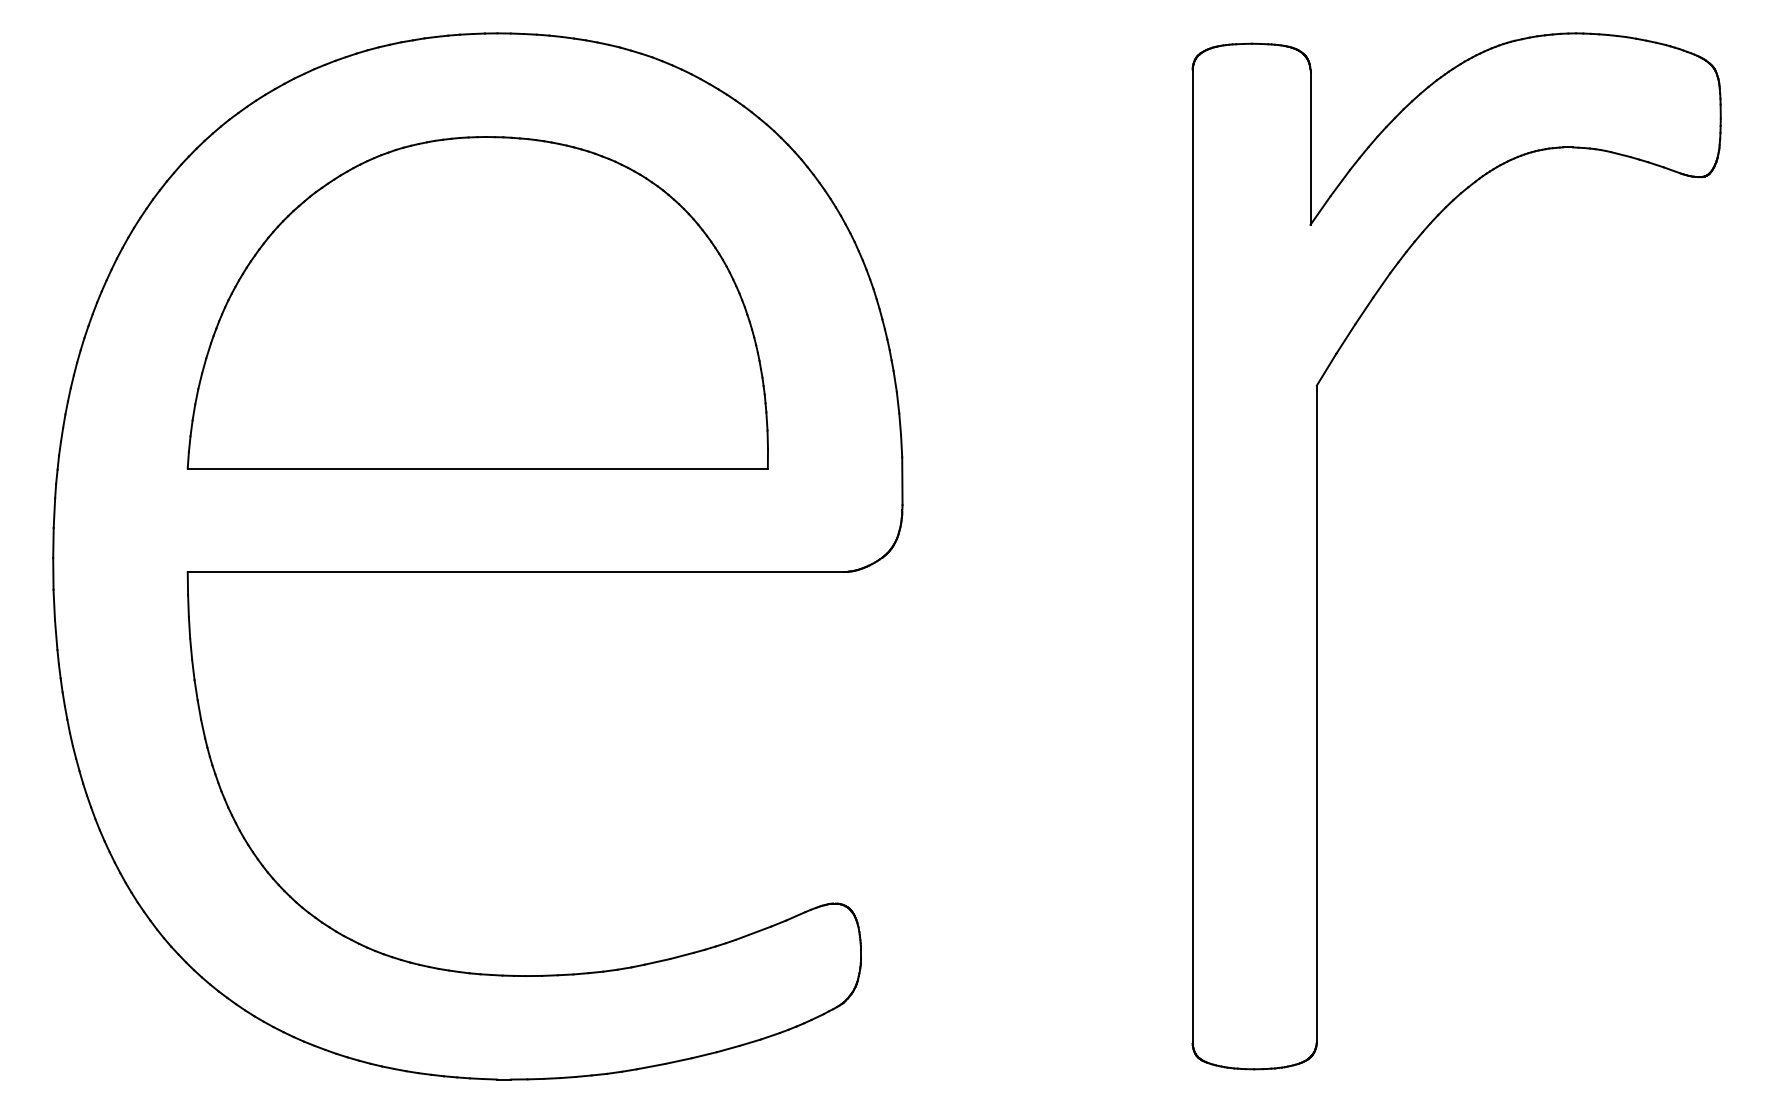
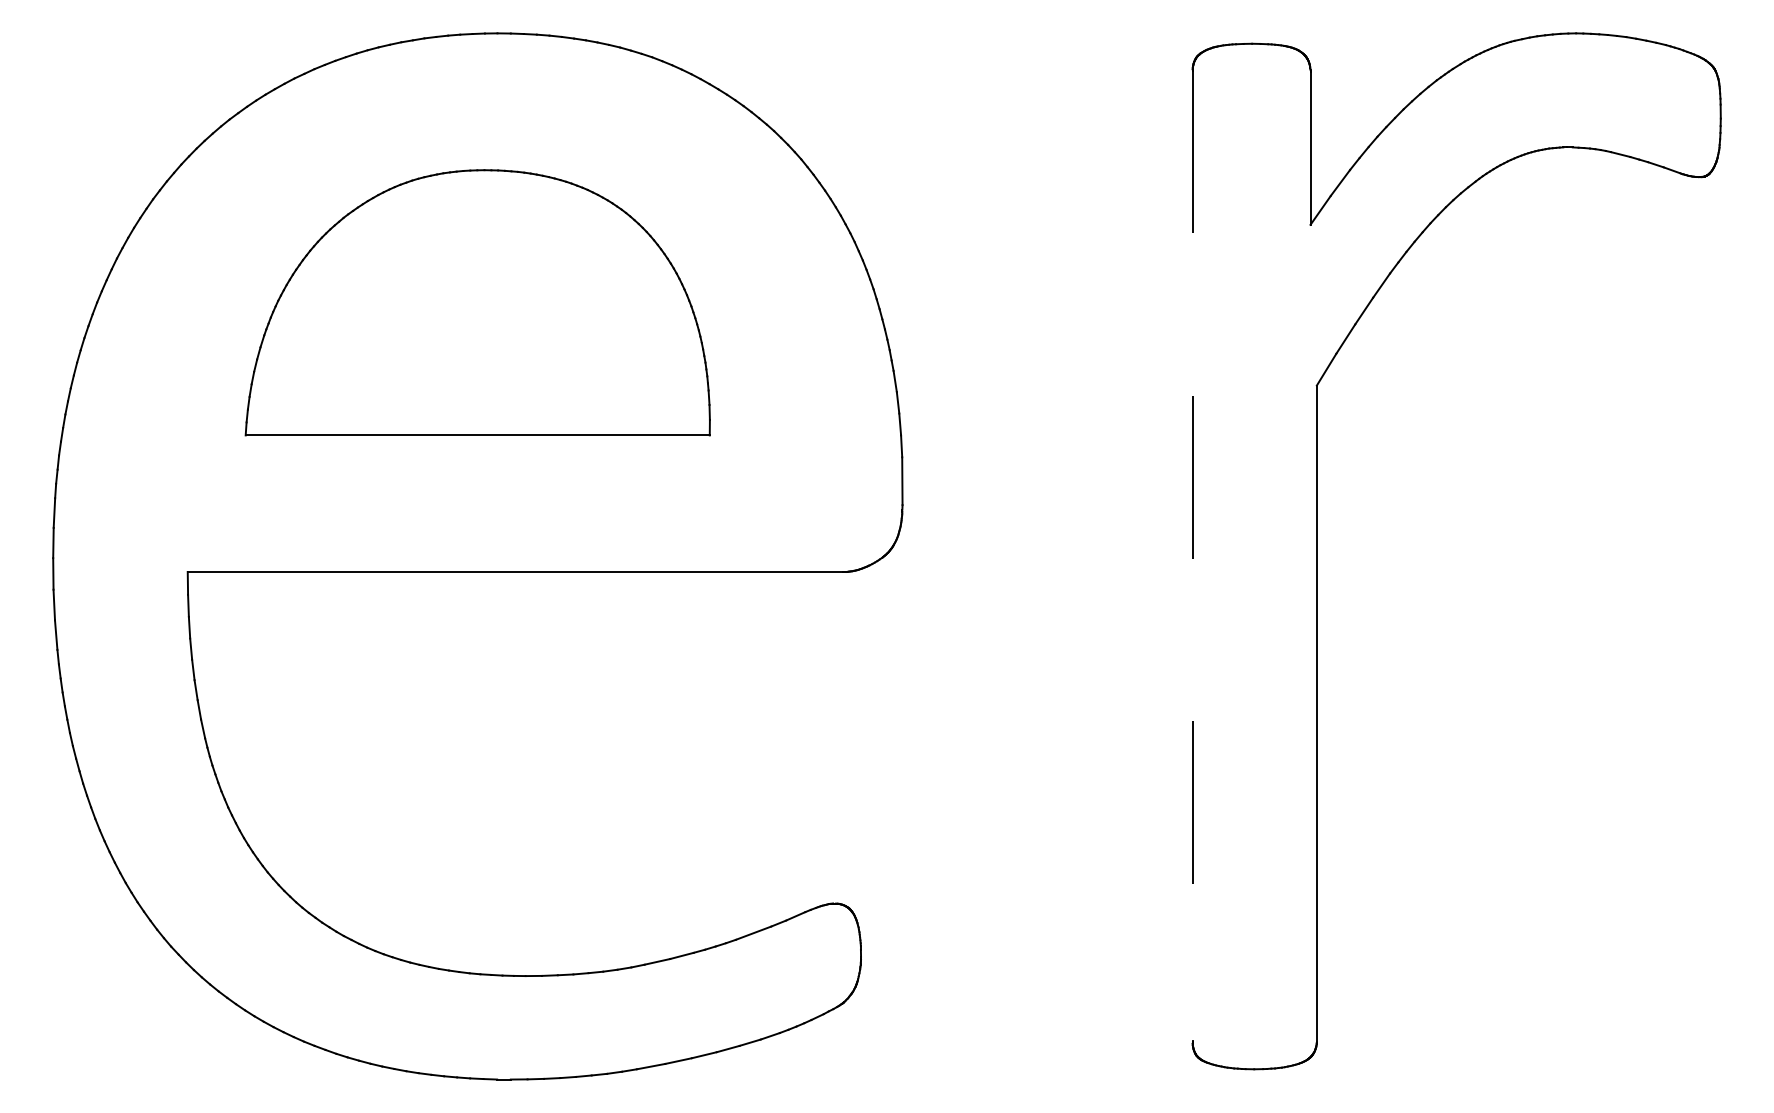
part size: 583x334 px -> 467x268 px (477, 302)
line: solid -> dashed (1192, 556)
